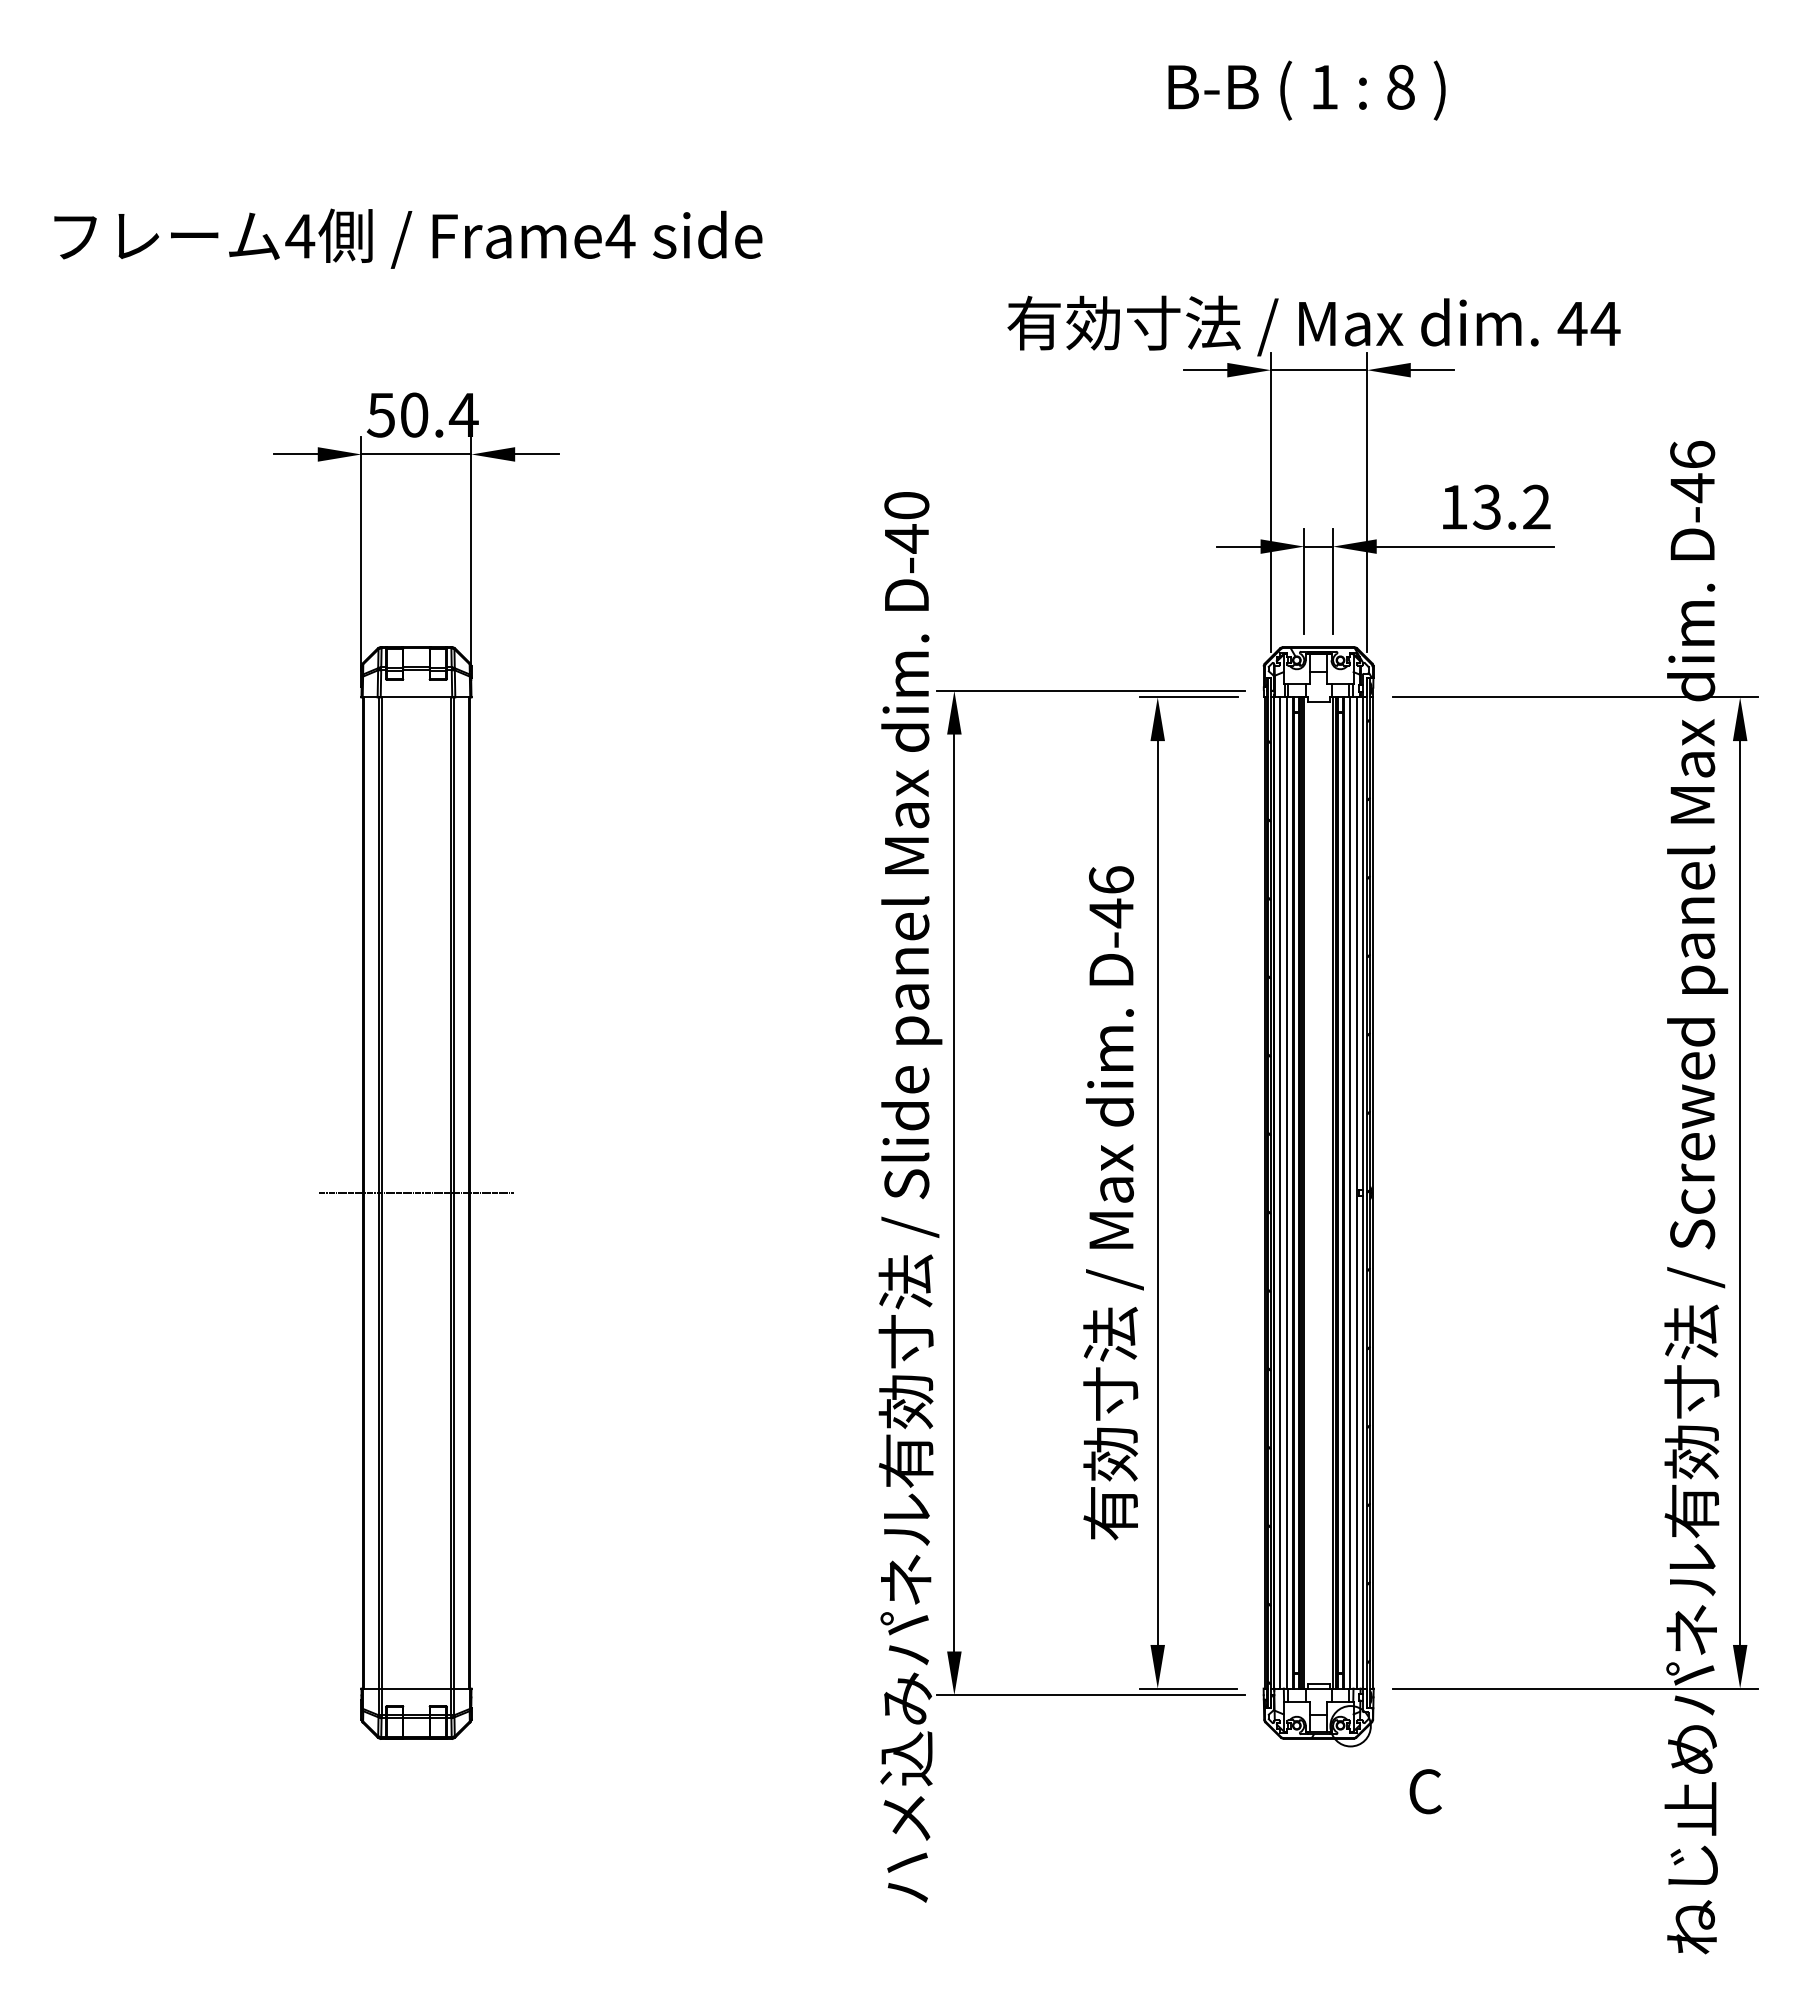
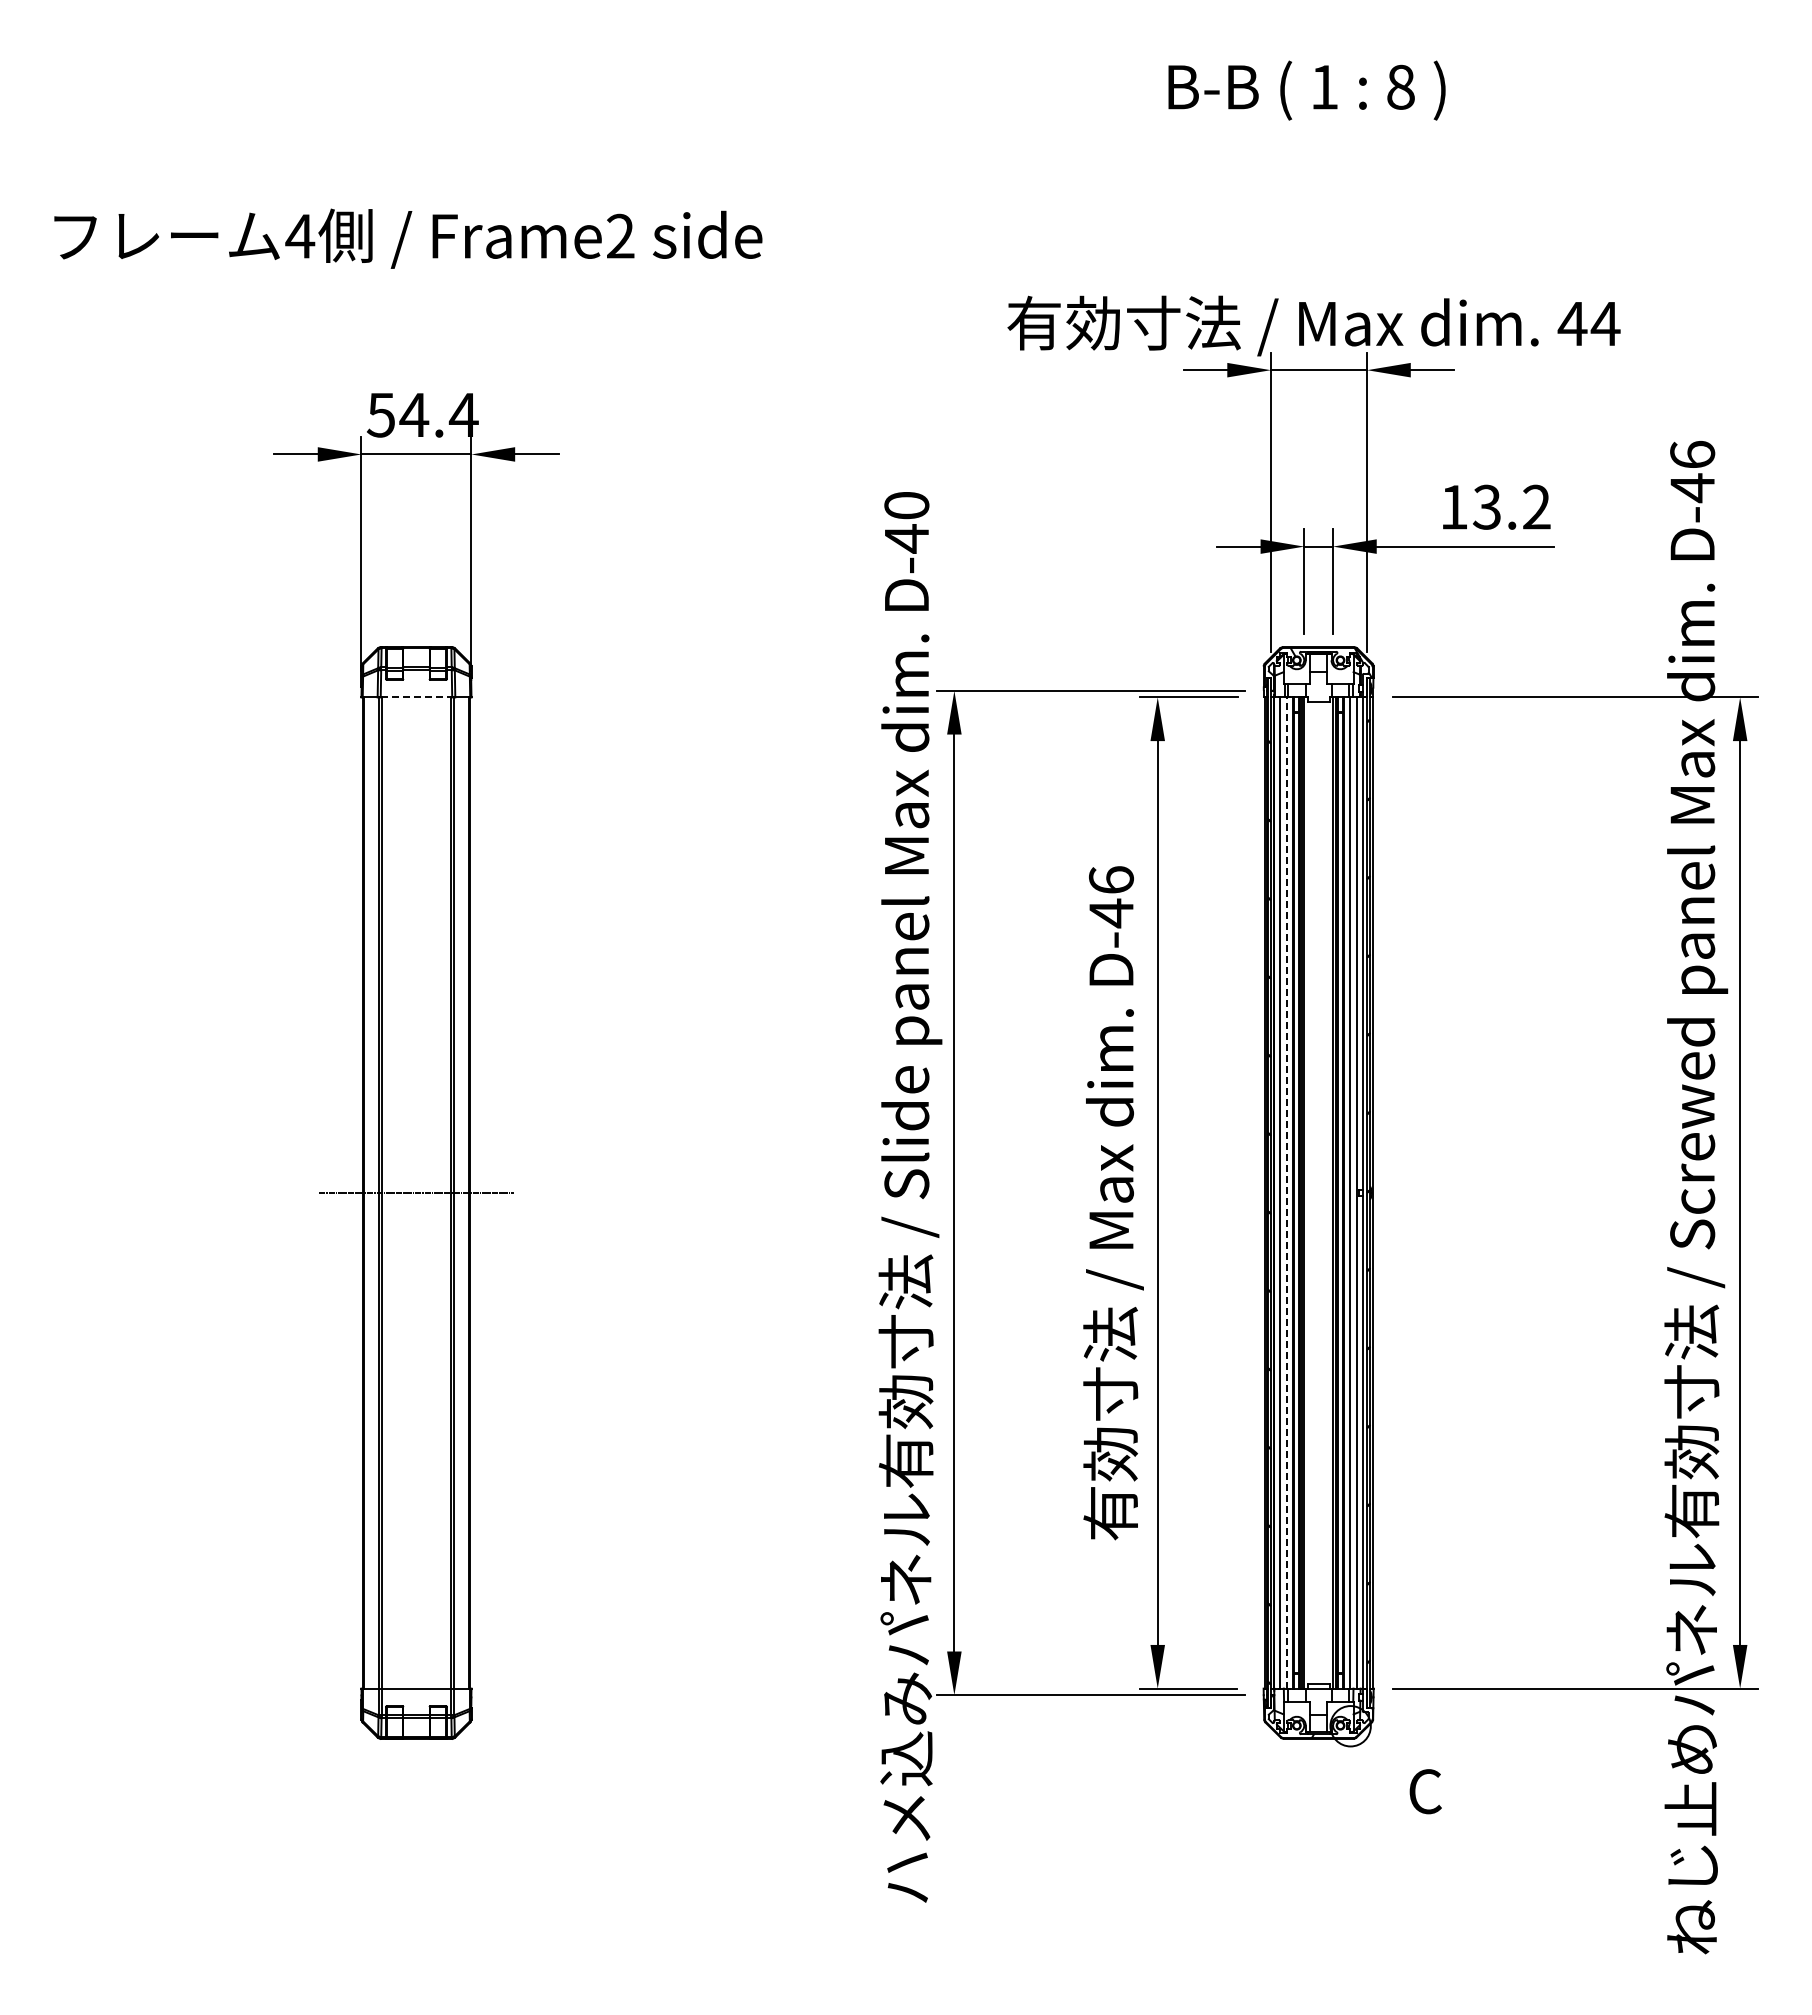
text: Frame4 -> Frame2 (620, 235)
text: 50.4 -> 54.4 (414, 414)
line: solid -> dashed (416, 697)
line: solid -> dashed (1287, 1193)
